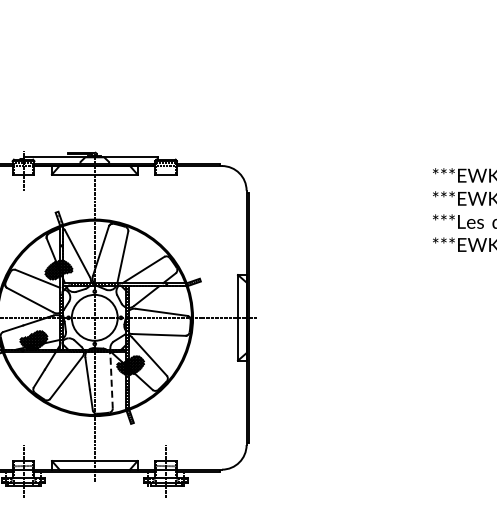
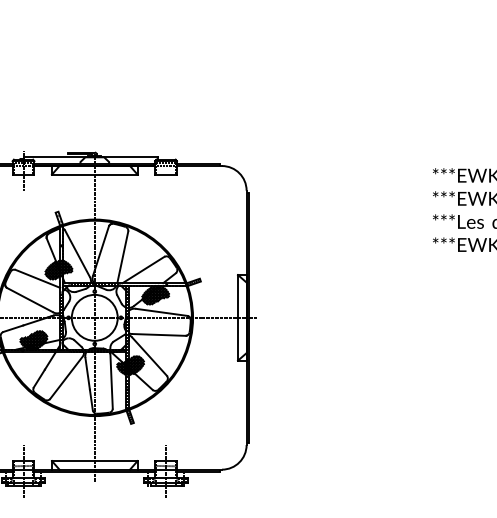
hatch: none -> present (155, 295)
line: dashed -> solid (111, 380)
